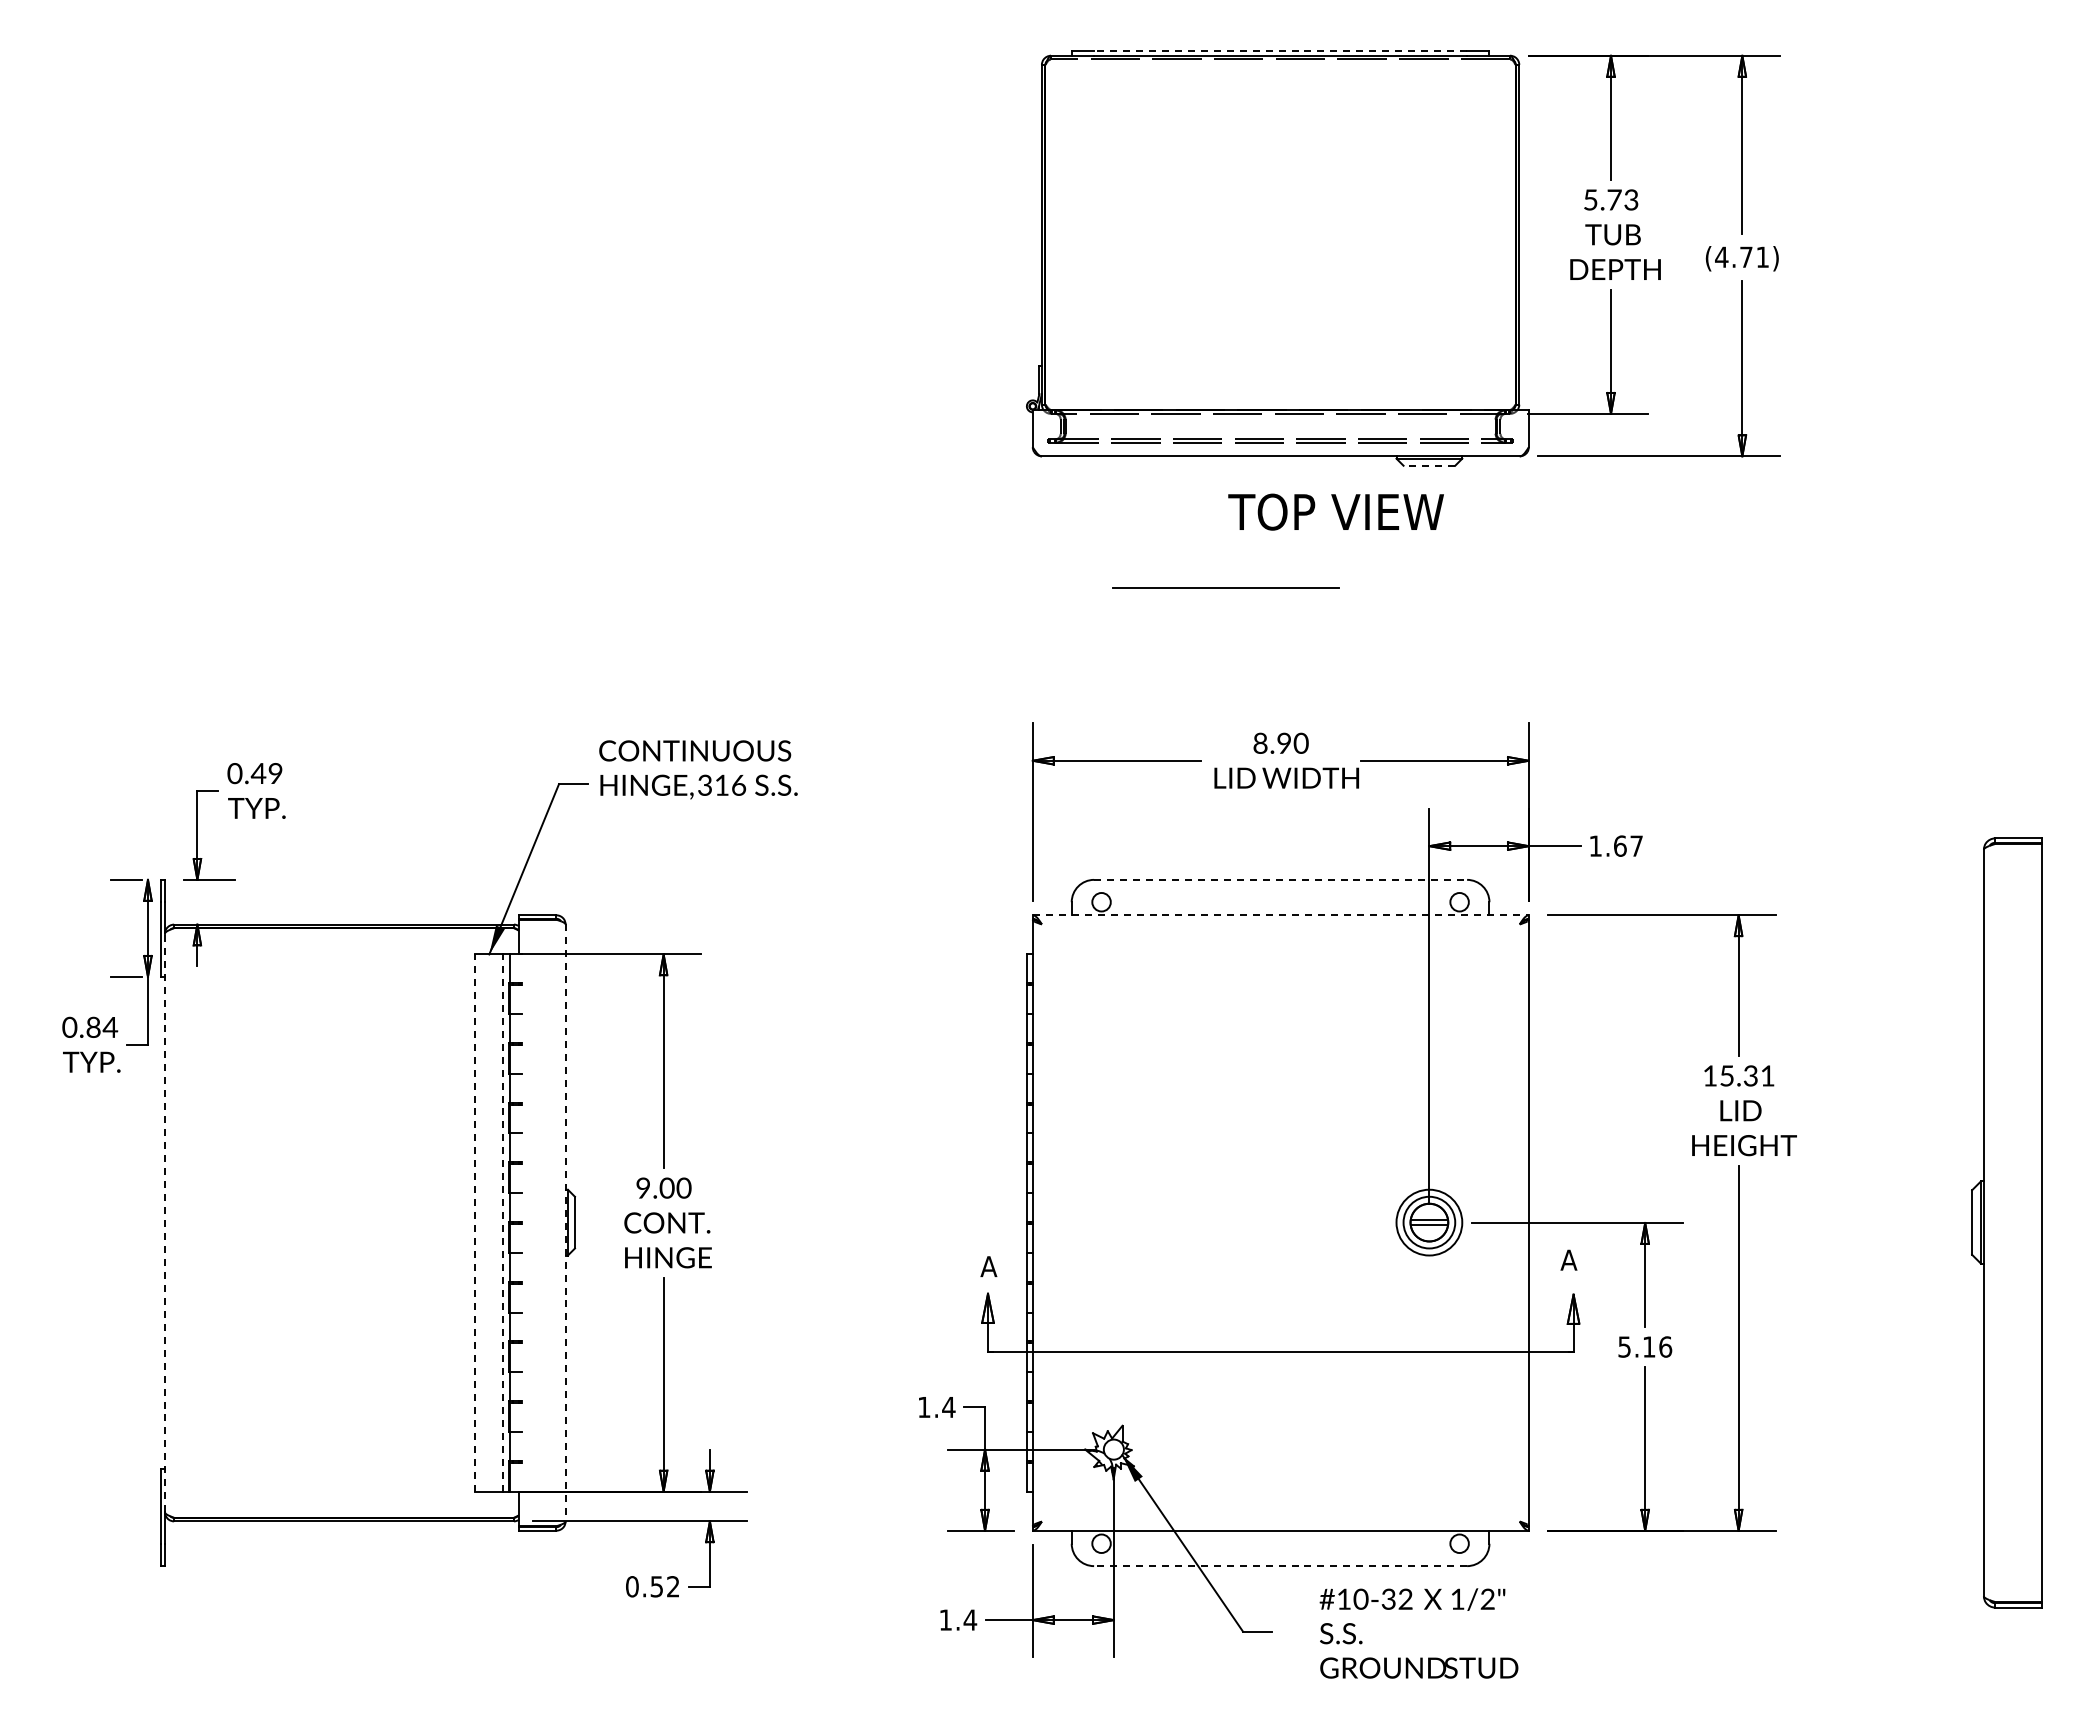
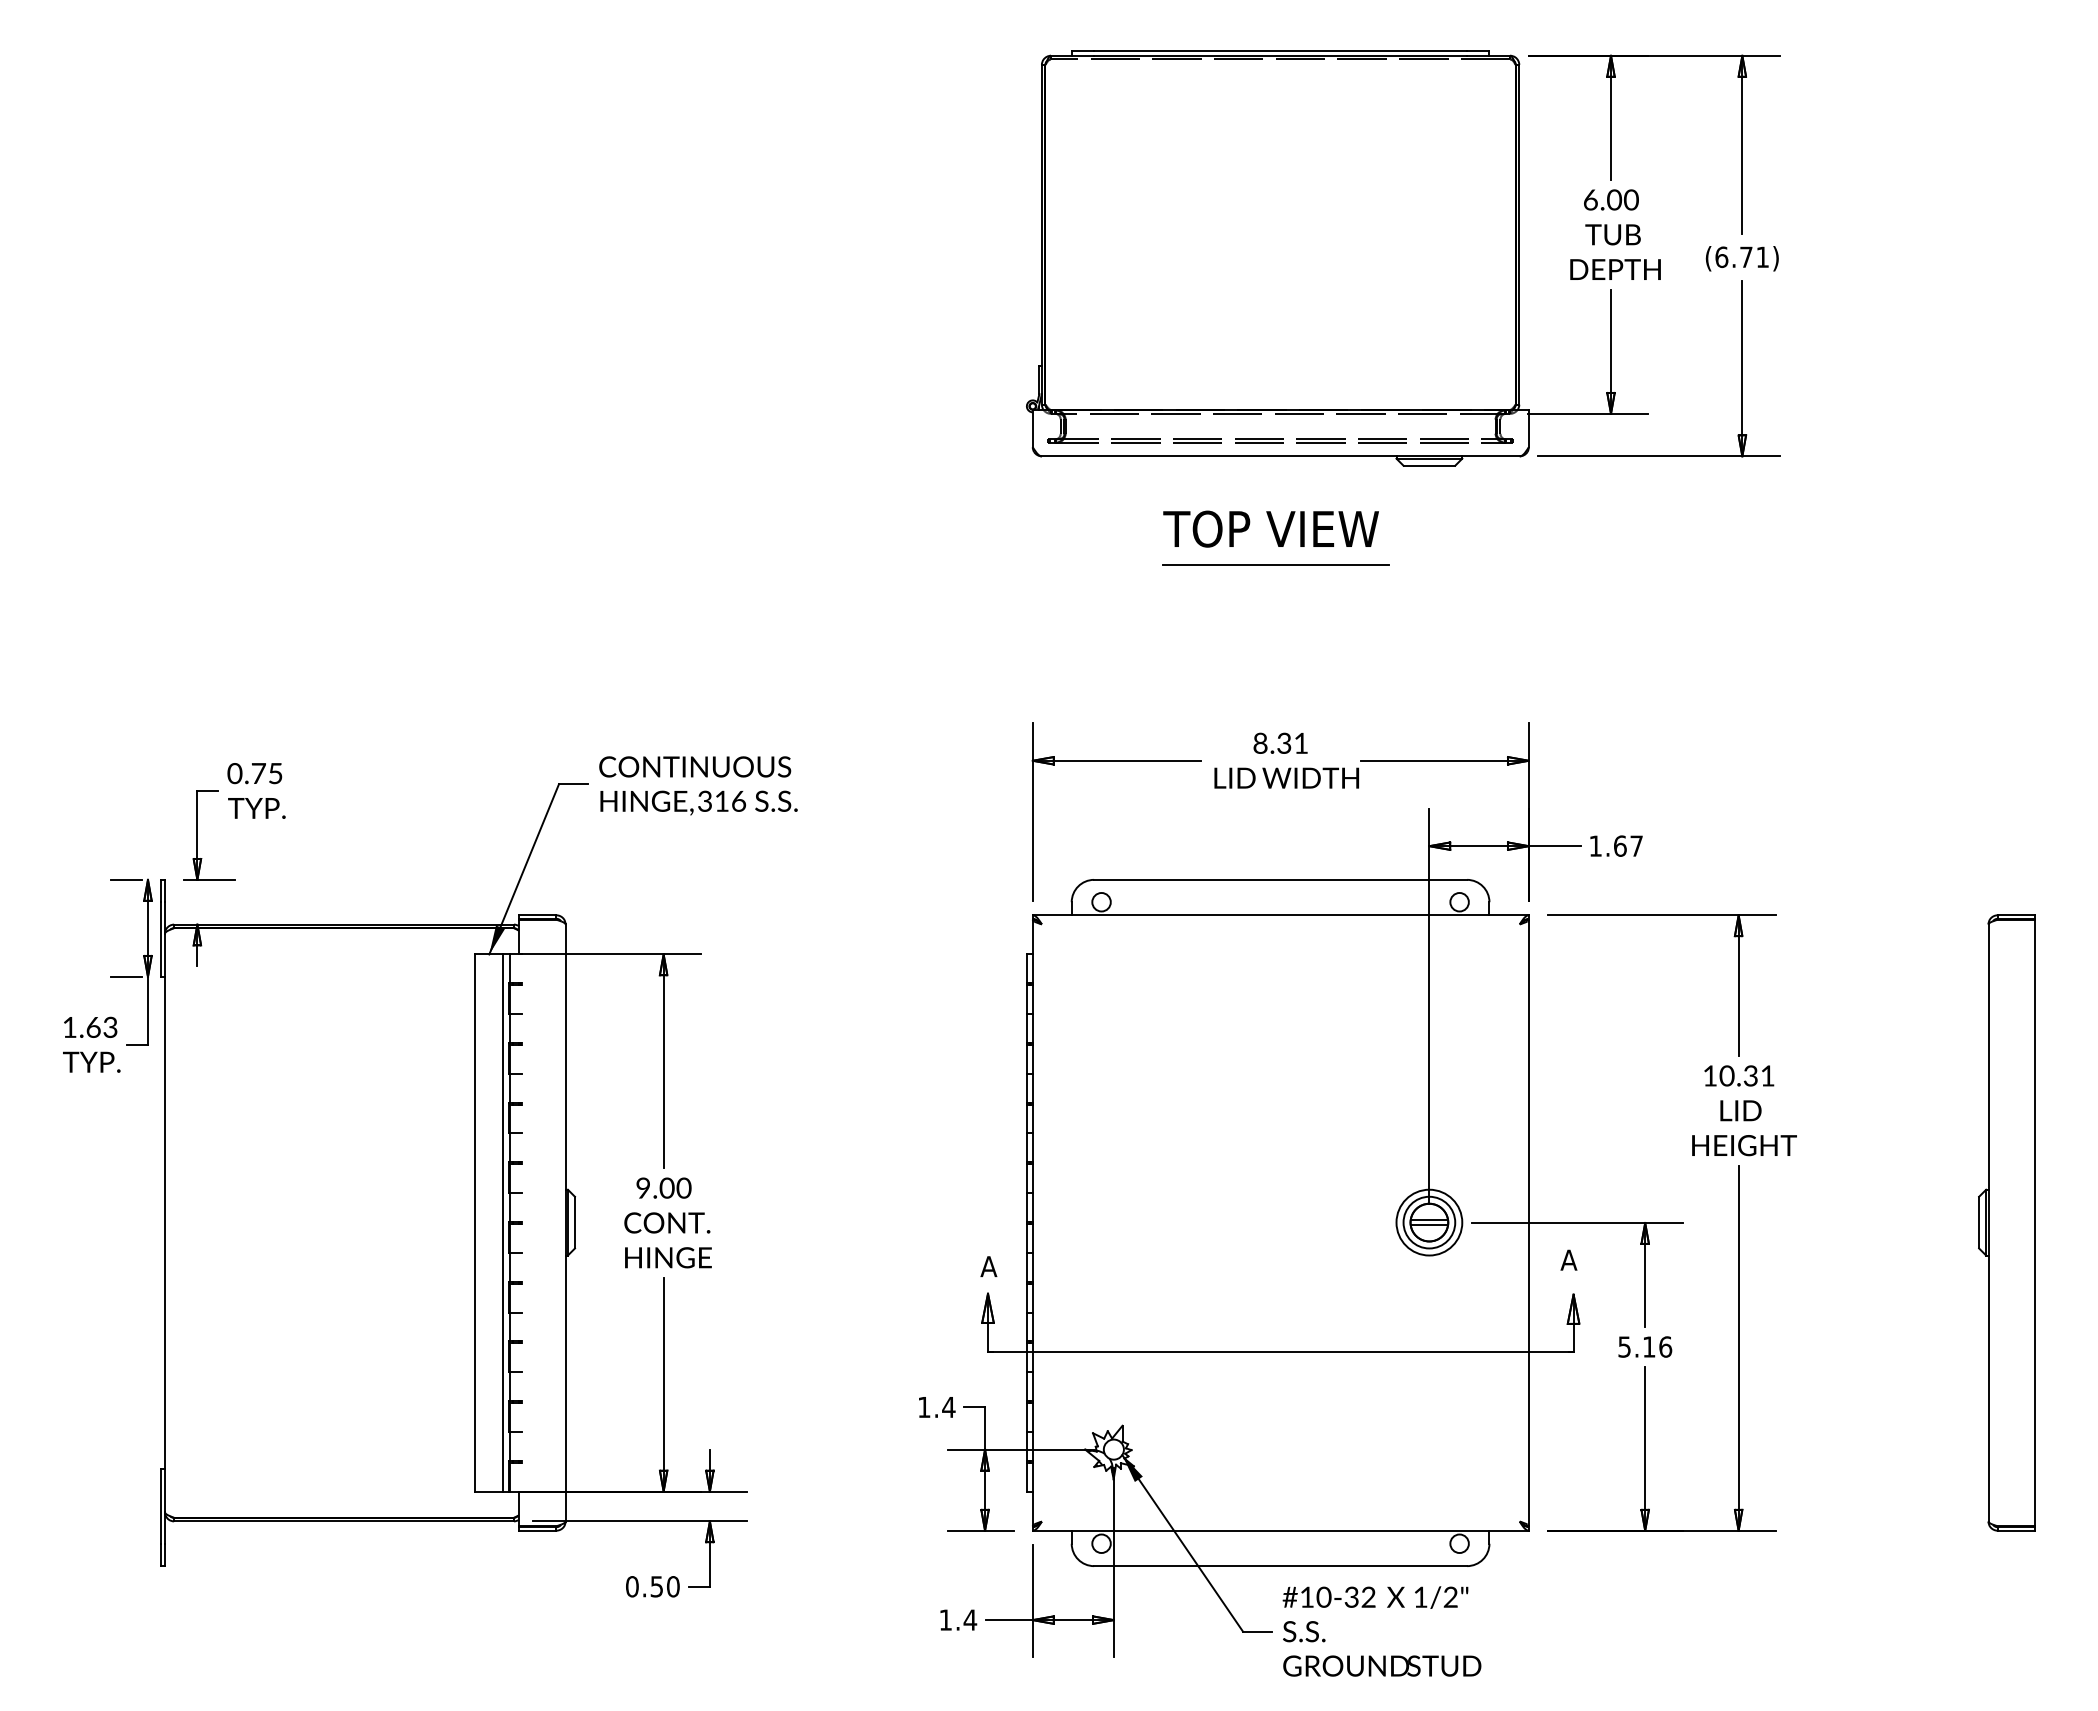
line: dashed -> solid (1280, 51)
text: 5.73 -> 6.00 (1611, 199)
text: (4.71) -> (6.71) (1721, 257)
line: dashed -> solid (1429, 465)
text position: (1335, 511) -> (1270, 528) (1270, 528)
line position: (1225, 587) -> (1275, 564) (1275, 564)
text: 8.90 -> 8.31 (1292, 742)
text position: (698, 769) -> (698, 785) (698, 785)
text: 0.49 -> 0.75 (266, 773)
line: dashed -> solid (1281, 879)
line: dashed -> solid (1281, 915)
text: 0.84 -> 1.63 (90, 1026)
text: 15.31 -> 10.31 (1726, 1075)
line: dashed -> solid (165, 1222)
part size: 72x772 px -> 58x618 px (2006, 1222)
line: dashed -> solid (475, 1223)
line: dashed -> solid (503, 1223)
line: dashed -> solid (565, 1223)
line: dashed -> solid (1280, 1566)
text: 0.52 -> 0.50 (673, 1586)
text position: (1418, 1633) -> (1381, 1631) (1381, 1631)
